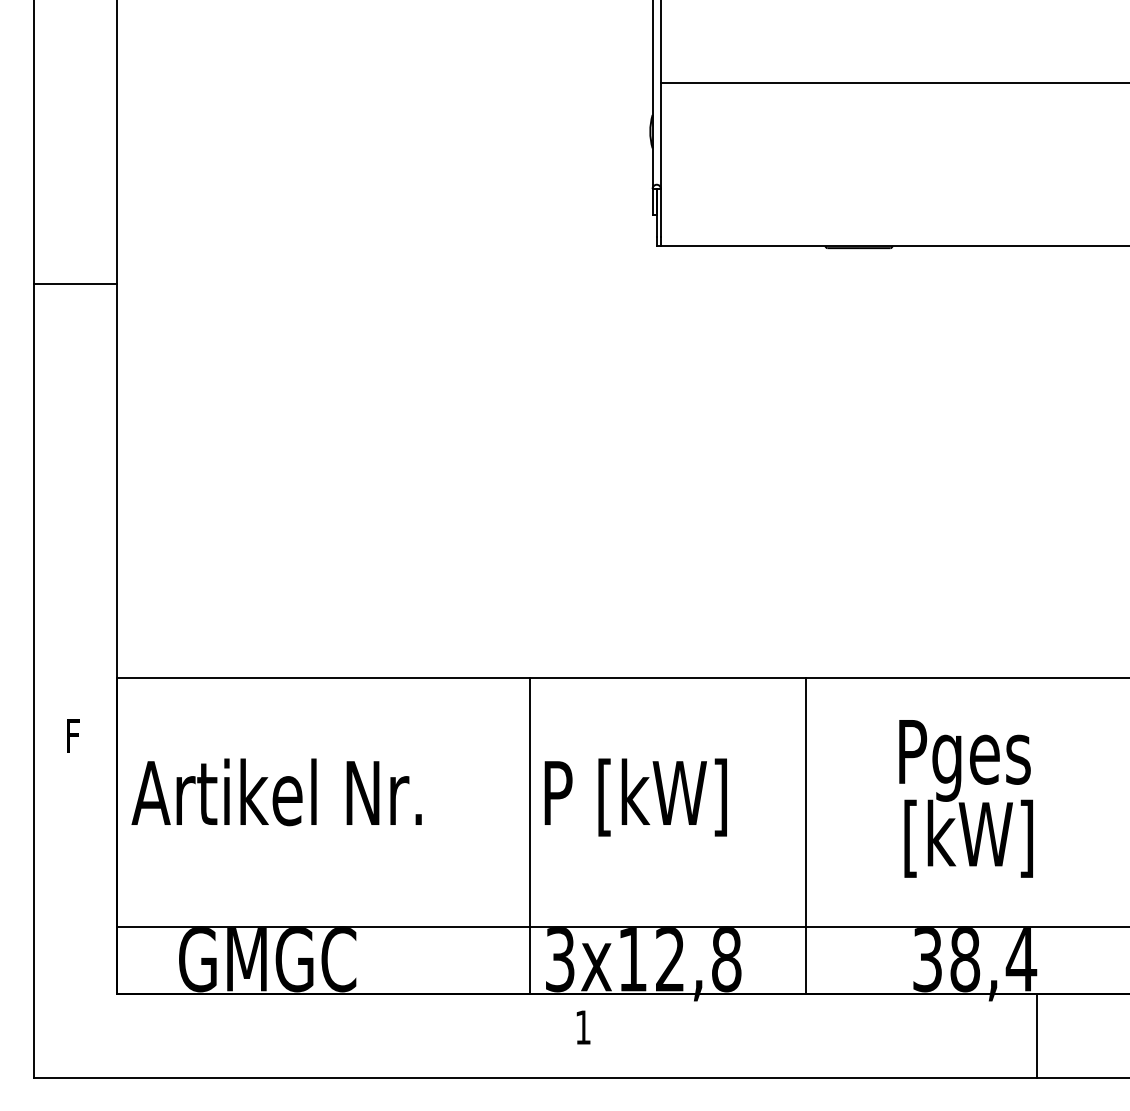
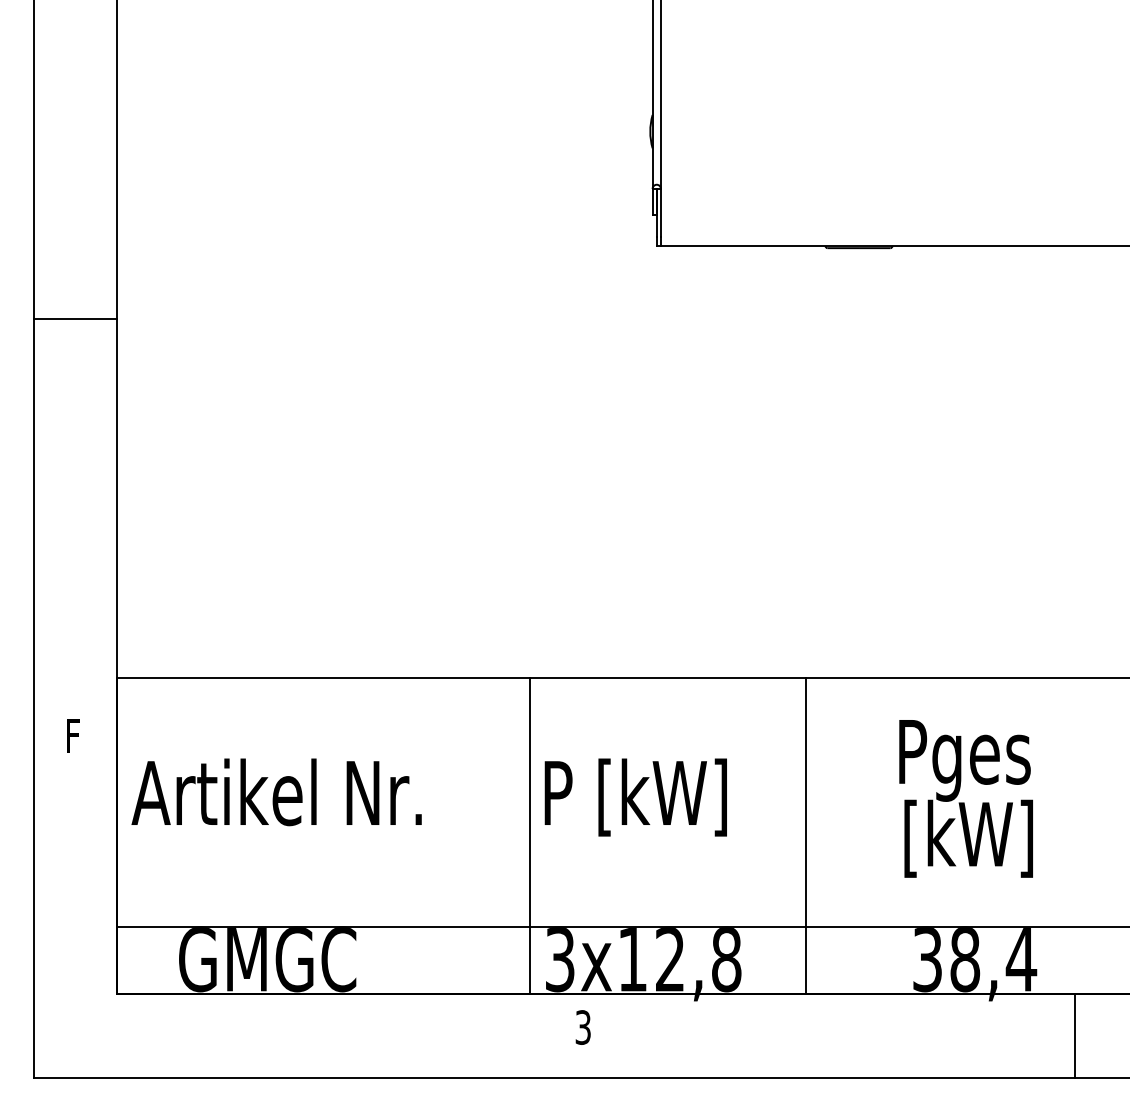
line: present -> none (893, 83)
line position: (75, 284) -> (75, 319) (75, 319)
text: 1 -> 3 (582, 1027)
line position: (1036, 1035) -> (1074, 1035) (1074, 1035)
